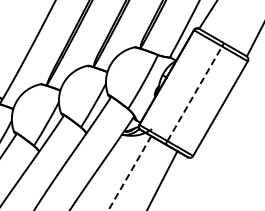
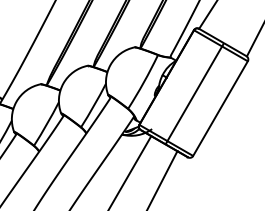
line: dashed -> solid (194, 93)
line: dashed -> solid (129, 173)
